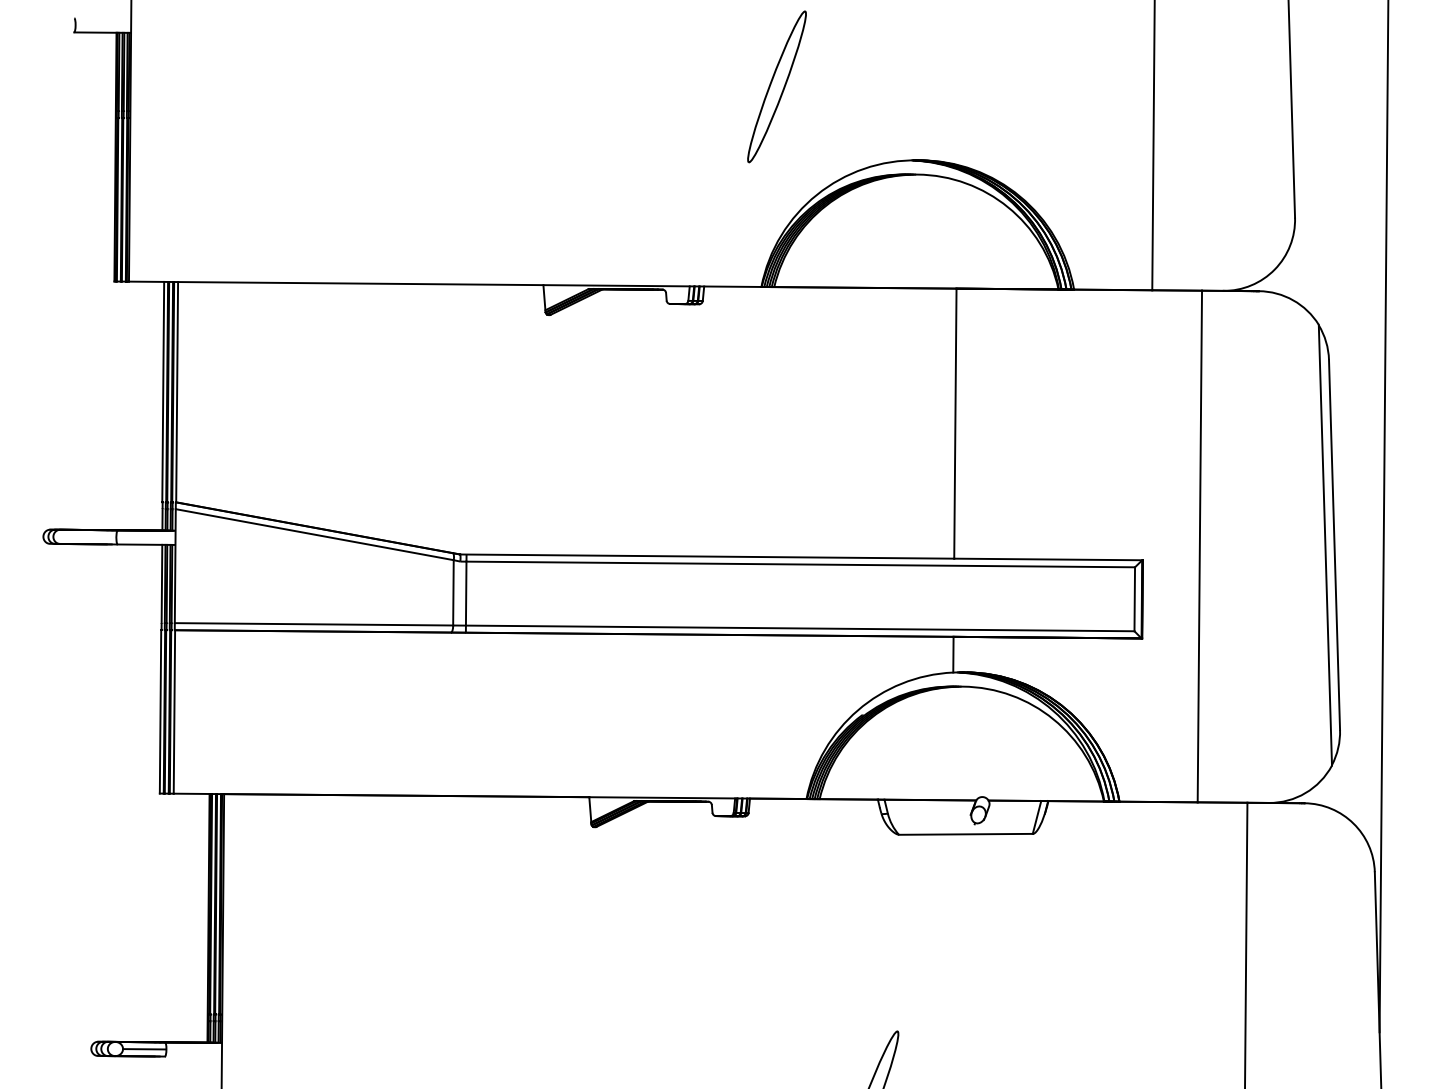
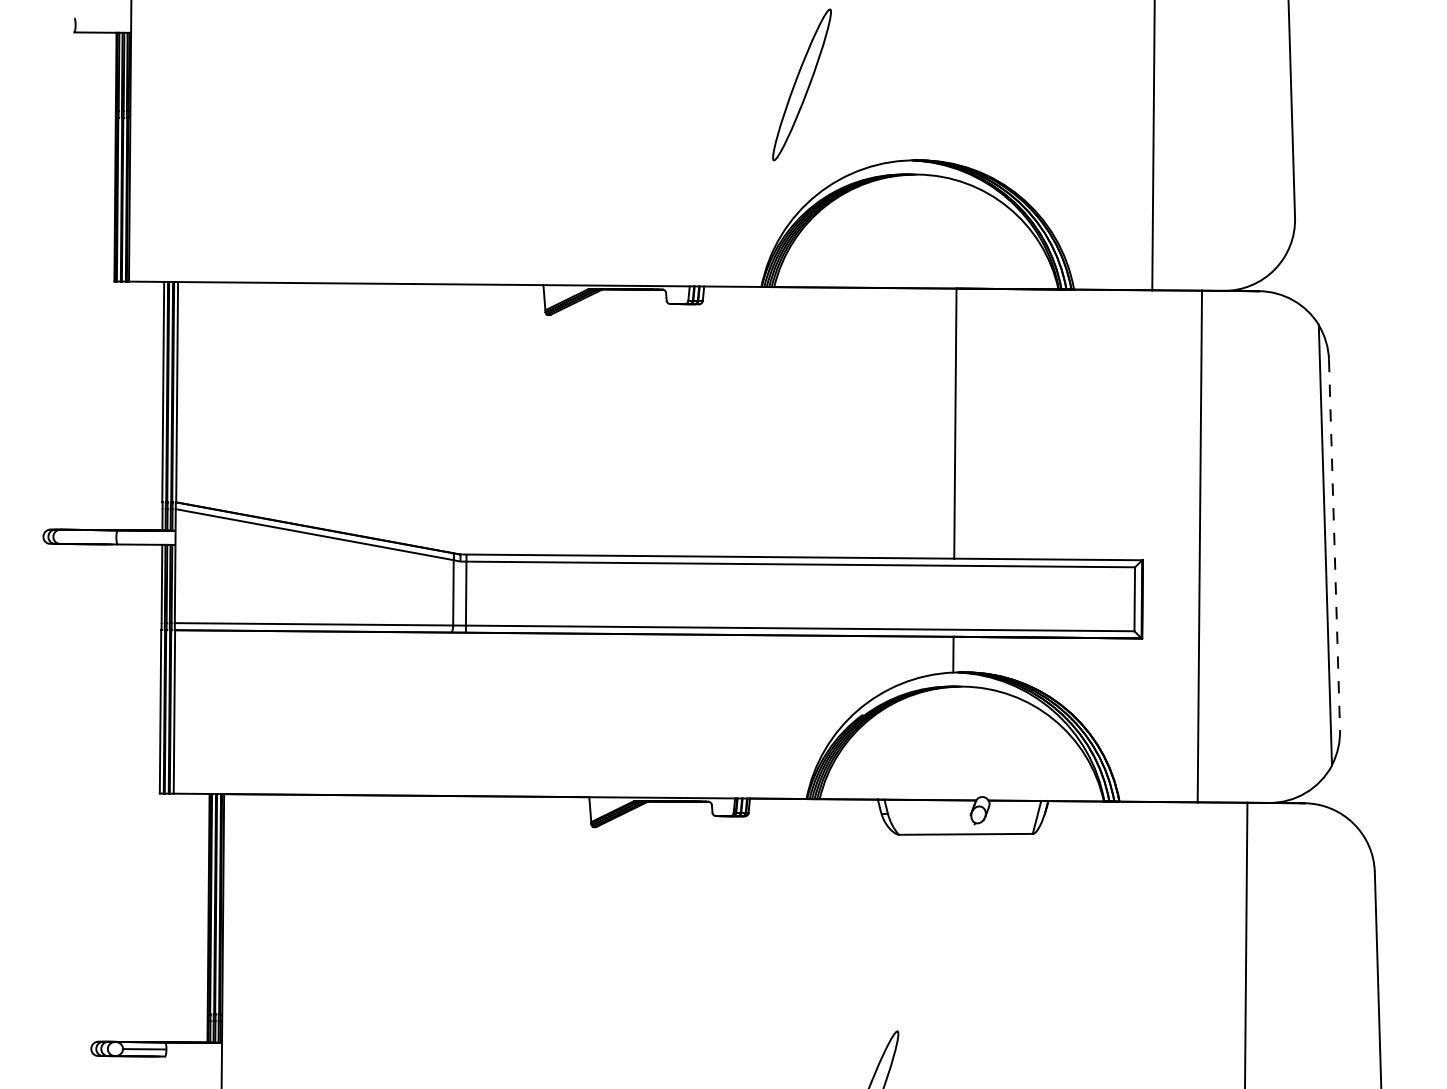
part position: (776, 86) -> (801, 84) (801, 84)
line: present -> none (1383, 517)
line: solid -> dashed (1334, 545)
